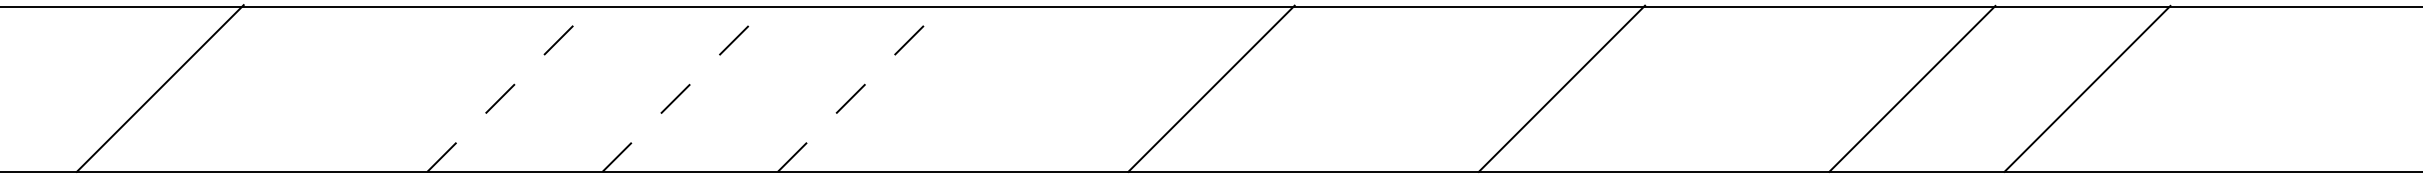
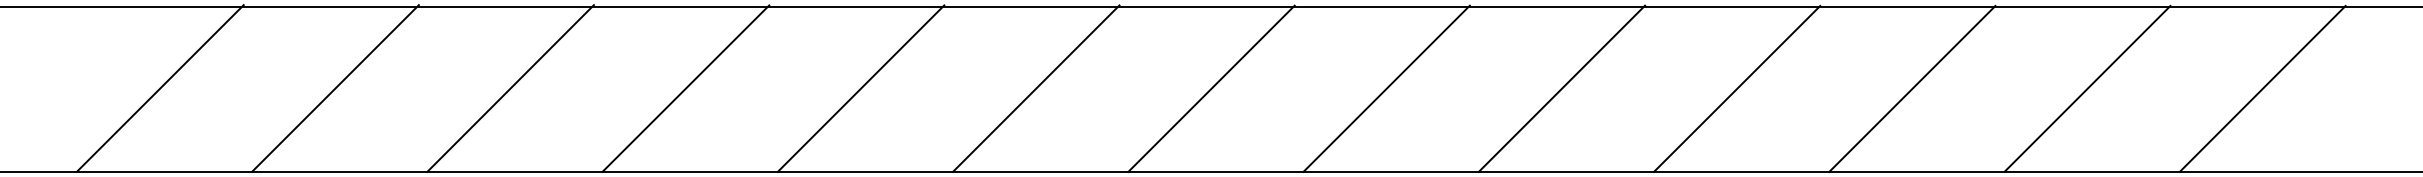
line: none -> present (335, 88)
line: dashed -> solid (510, 88)
line: dashed -> solid (685, 88)
line: dashed -> solid (861, 88)
line: none -> present (1035, 88)
line: none -> present (1386, 88)
line: none -> present (1737, 88)
line: none -> present (2262, 88)
